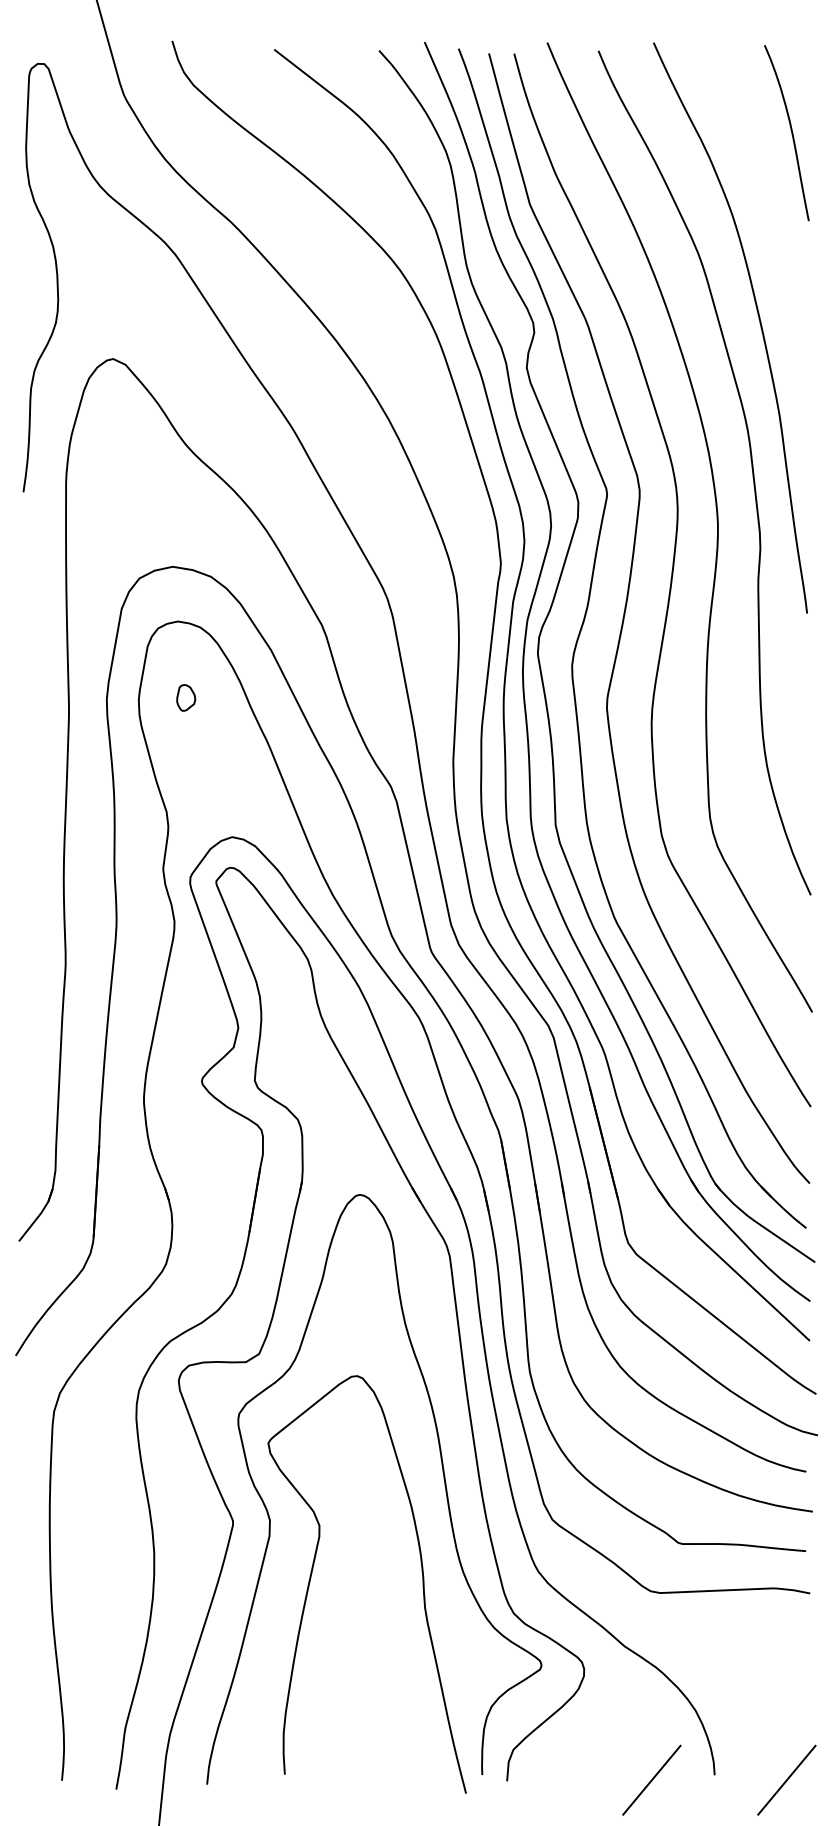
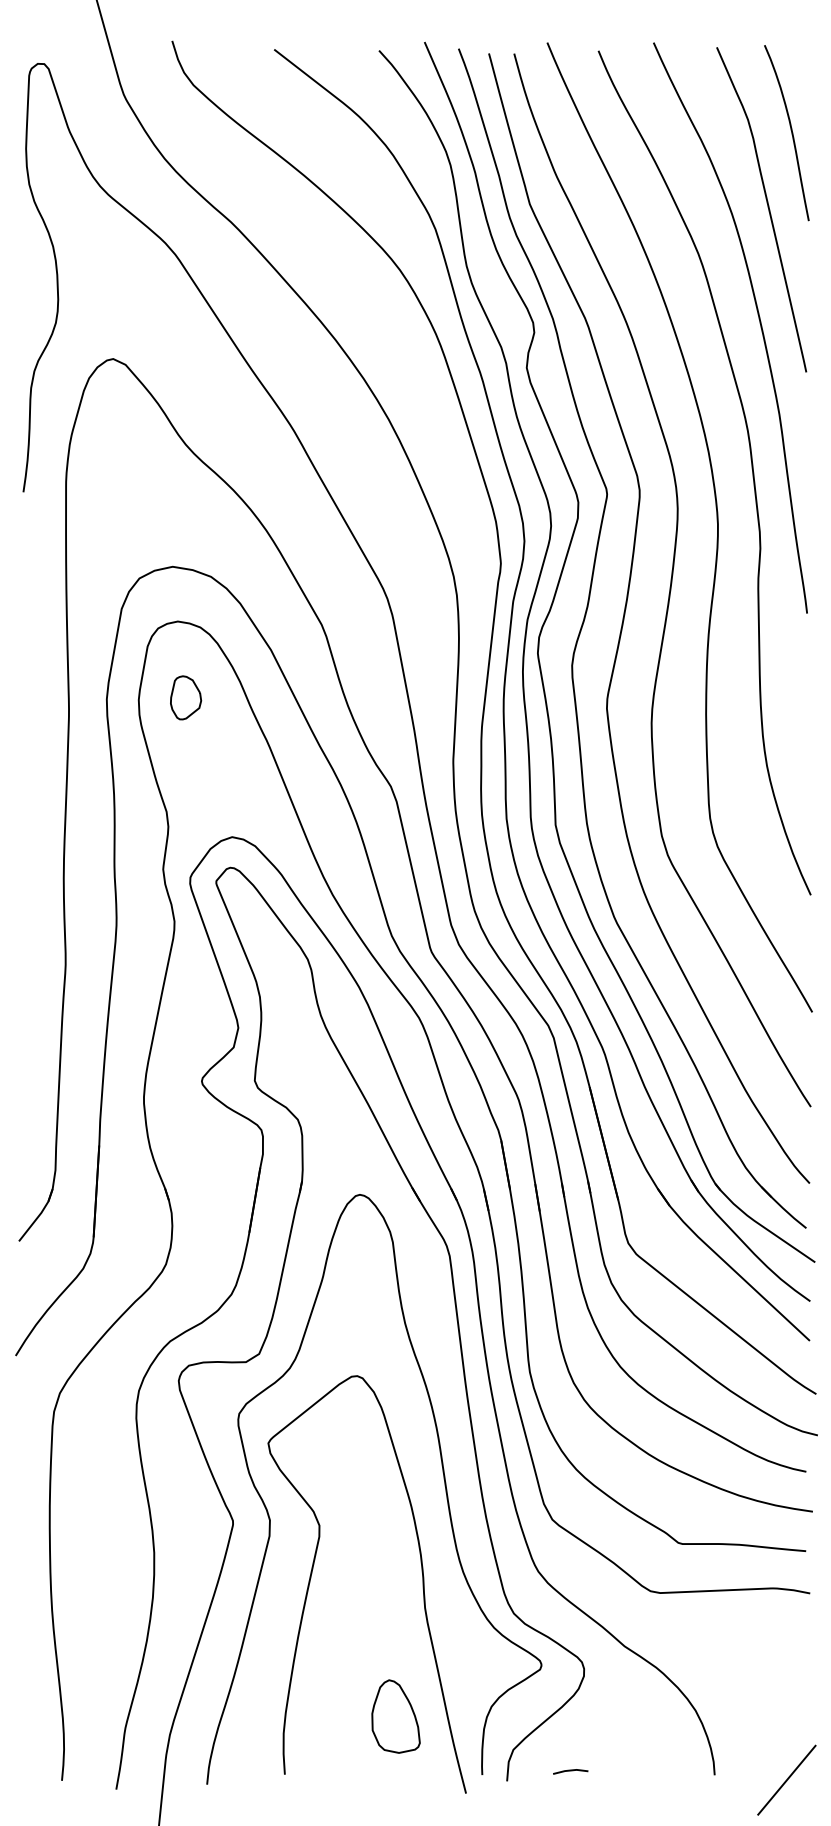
curve: none -> present (767, 207)
part size: 21x28 px -> 33x46 px (186, 697)
part: none -> present (395, 1716)
line: none -> present (570, 1771)
line: present -> none (651, 1779)
